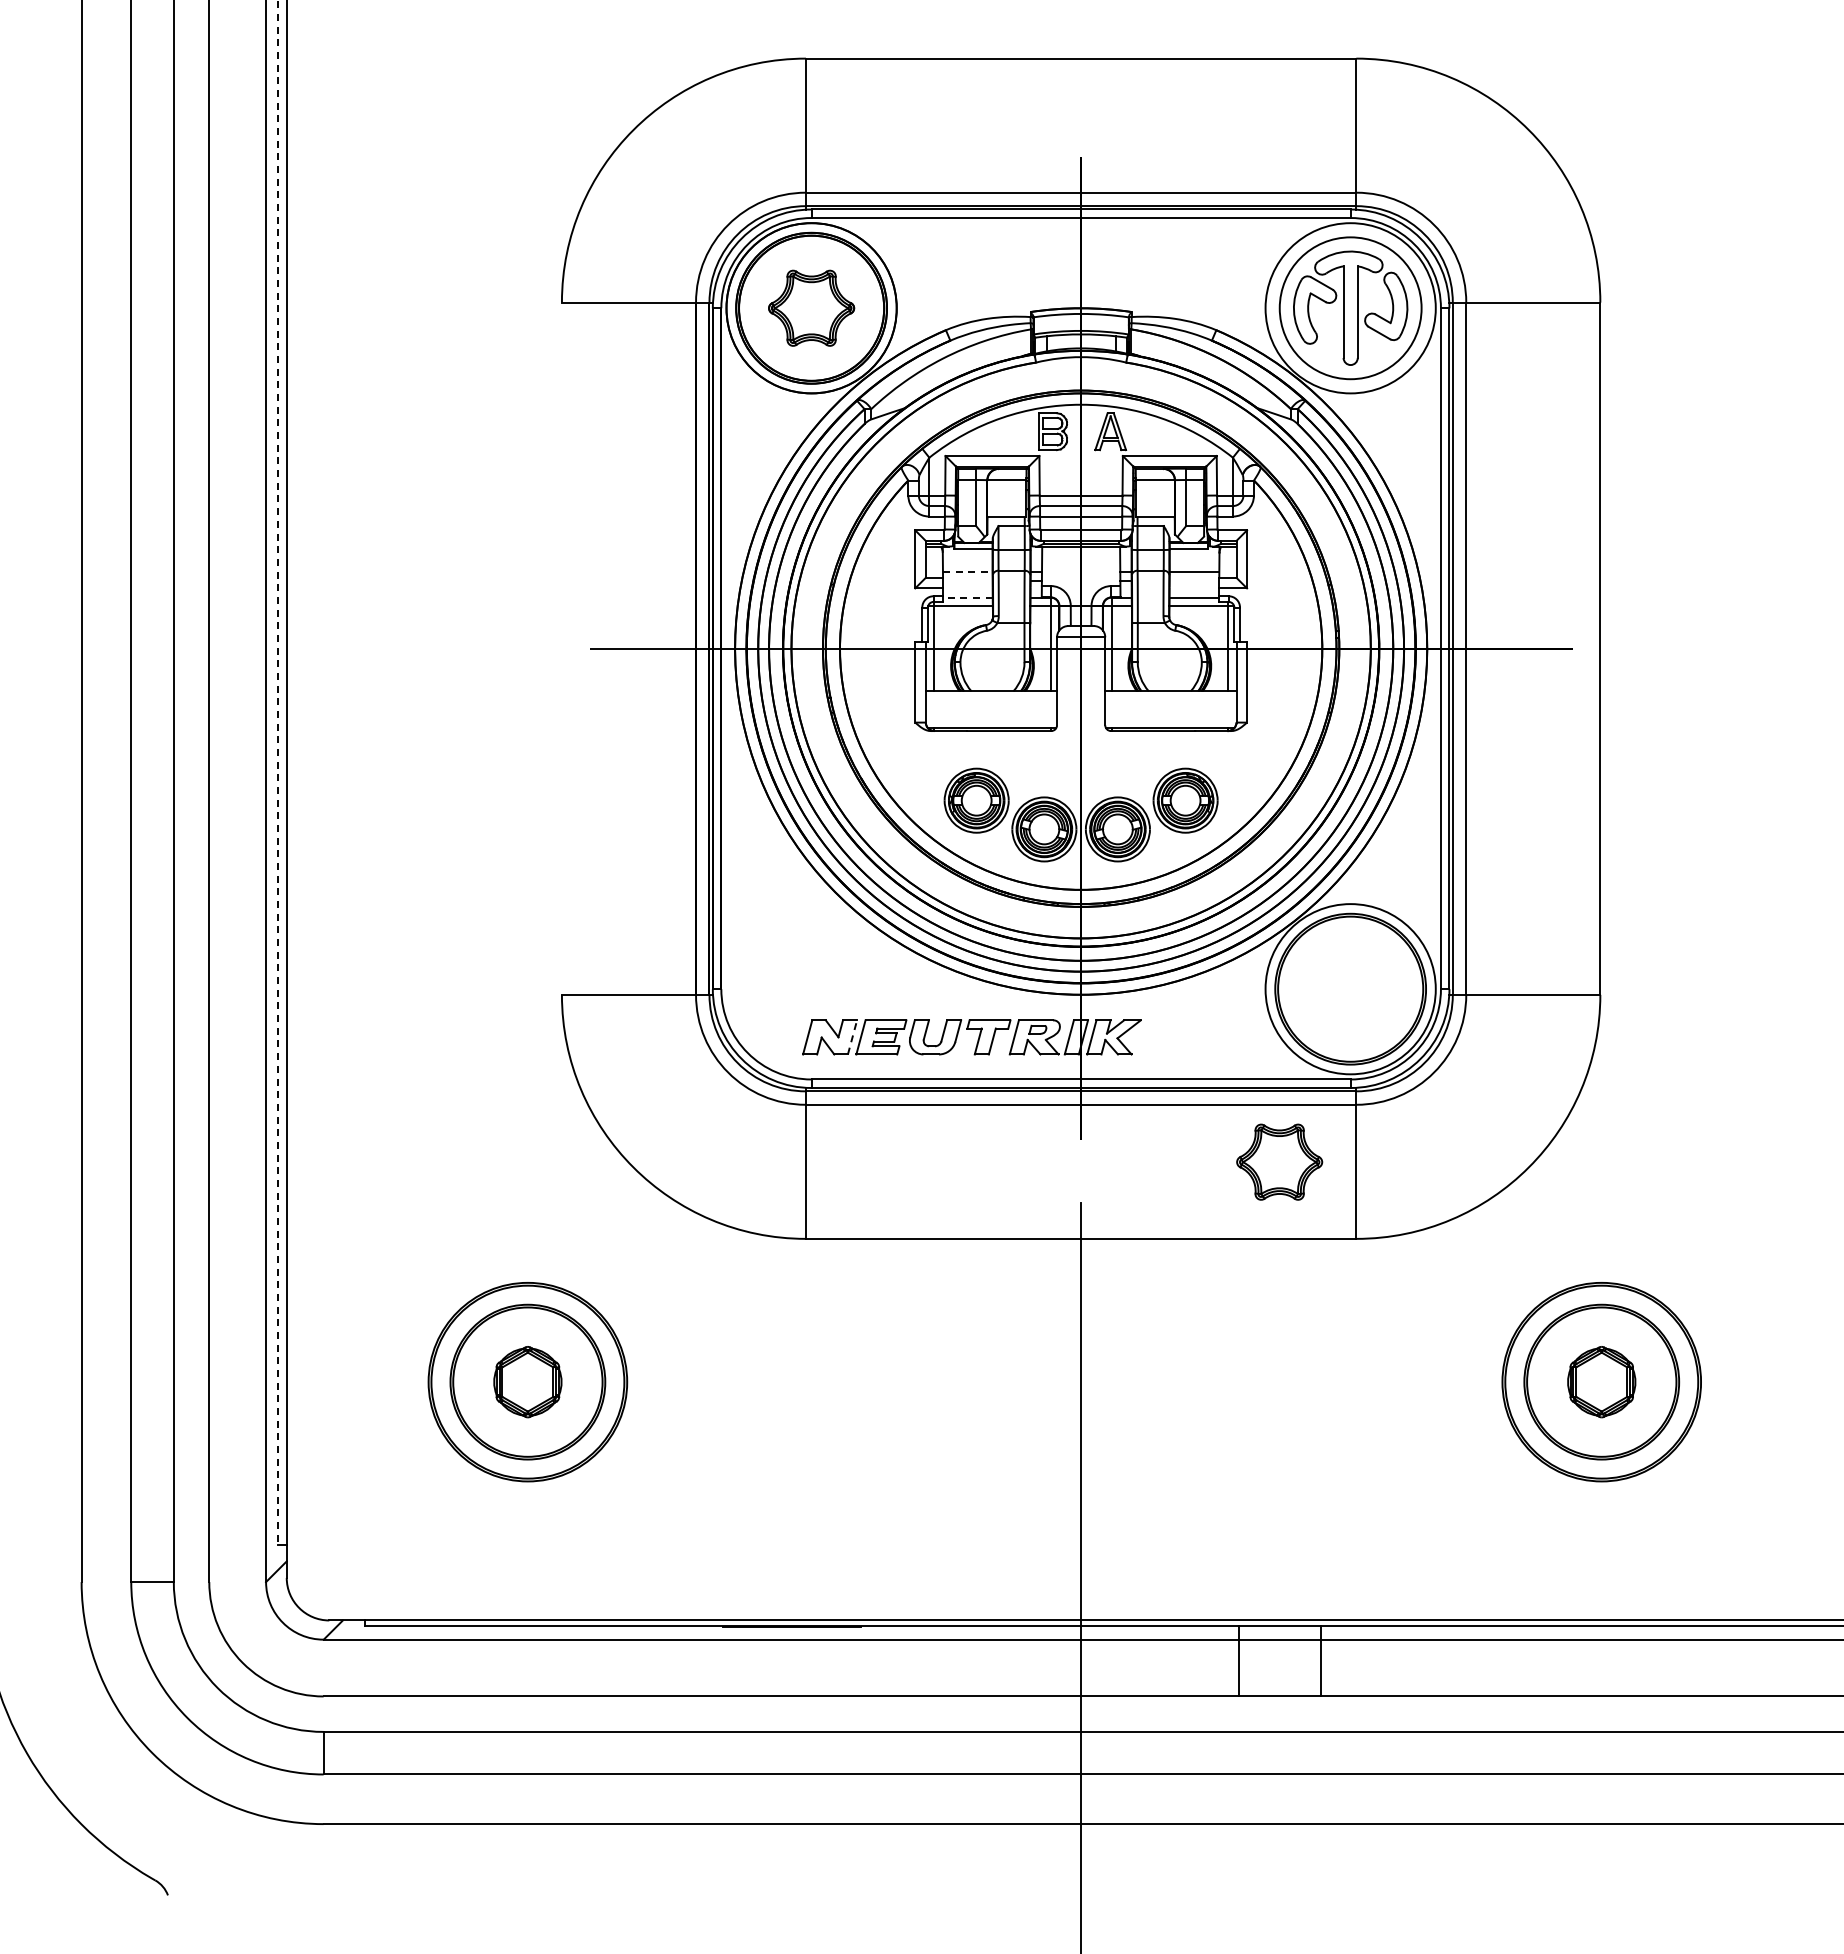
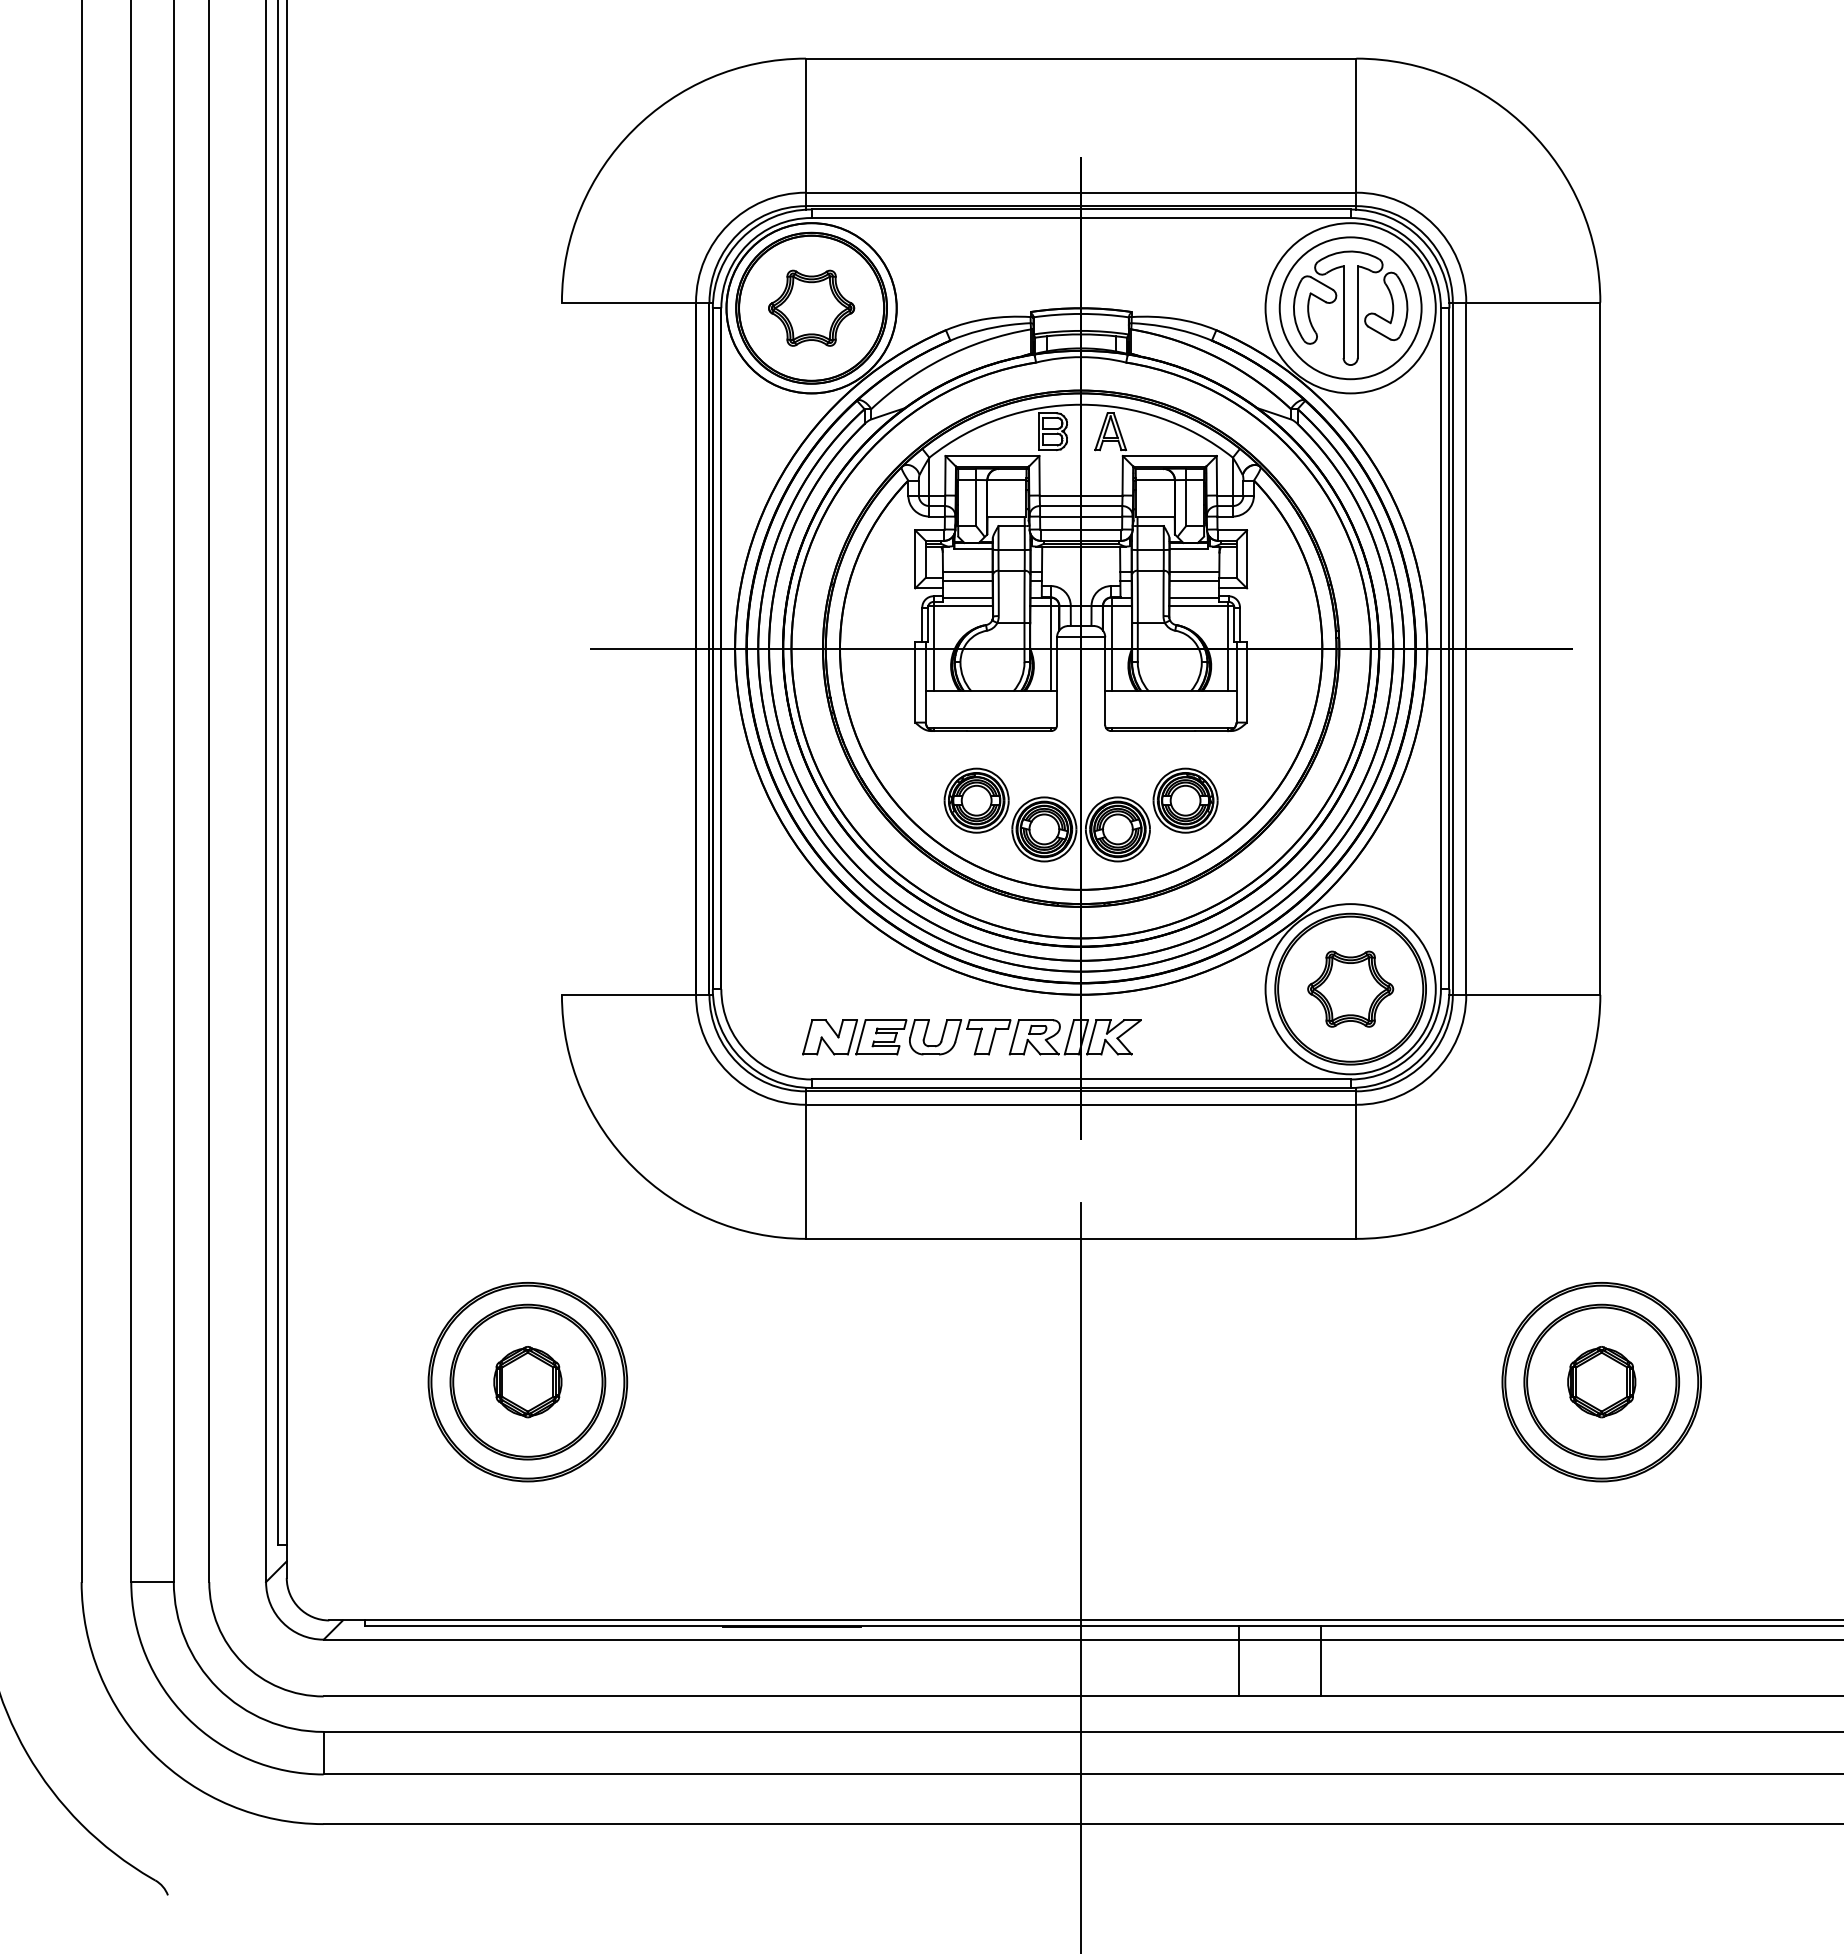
line: dashed -> solid (967, 571)
line: none -> present (967, 580)
line: none -> present (1194, 580)
line: dashed -> solid (967, 597)
line: dashed -> solid (278, 773)
line: dashed -> solid (852, 1037)
part position: (1279, 1161) -> (1350, 988) (1350, 988)
